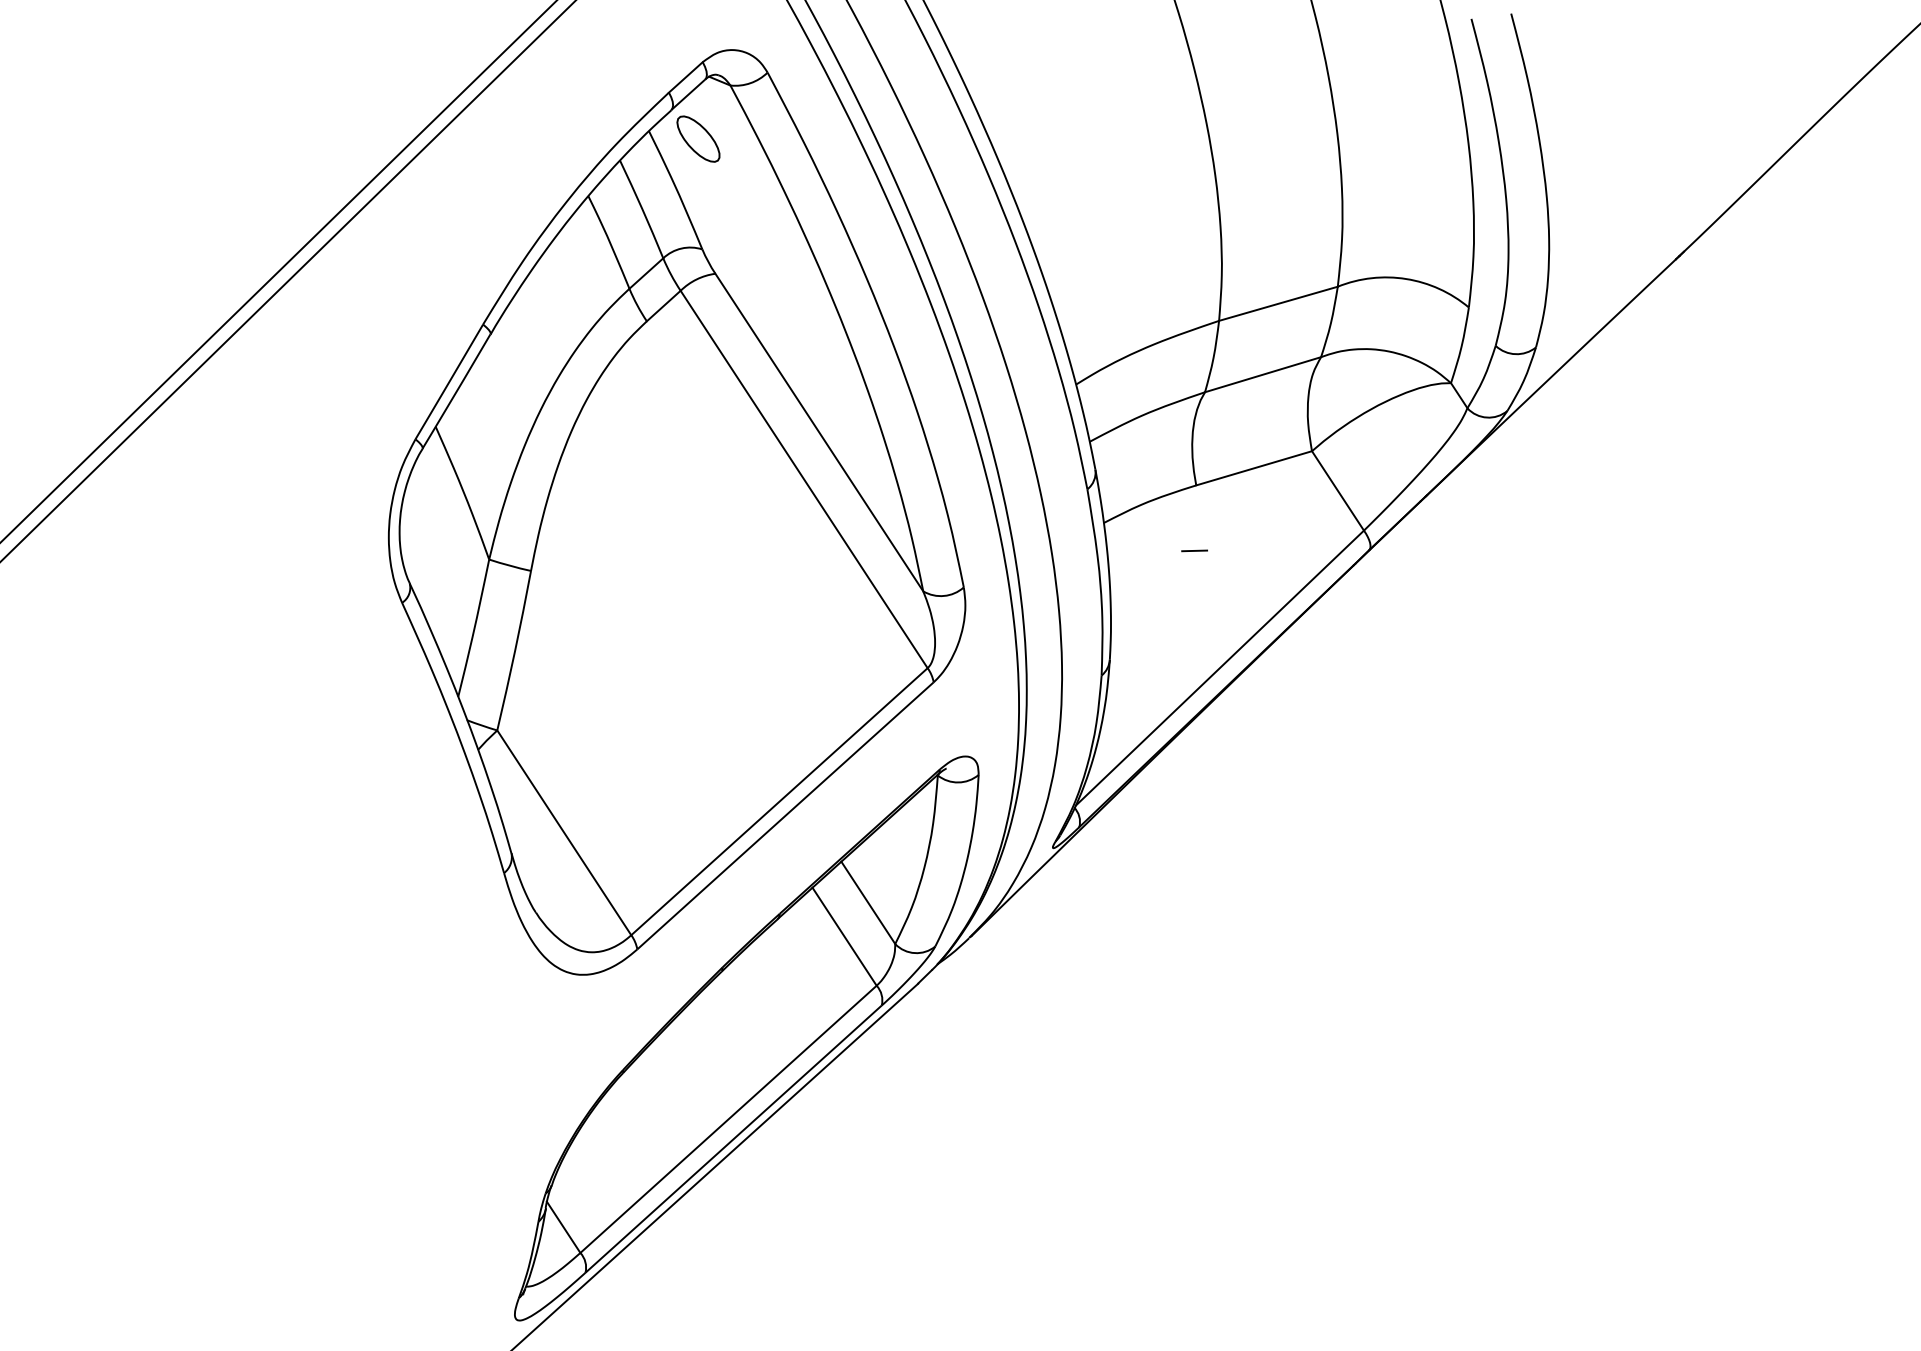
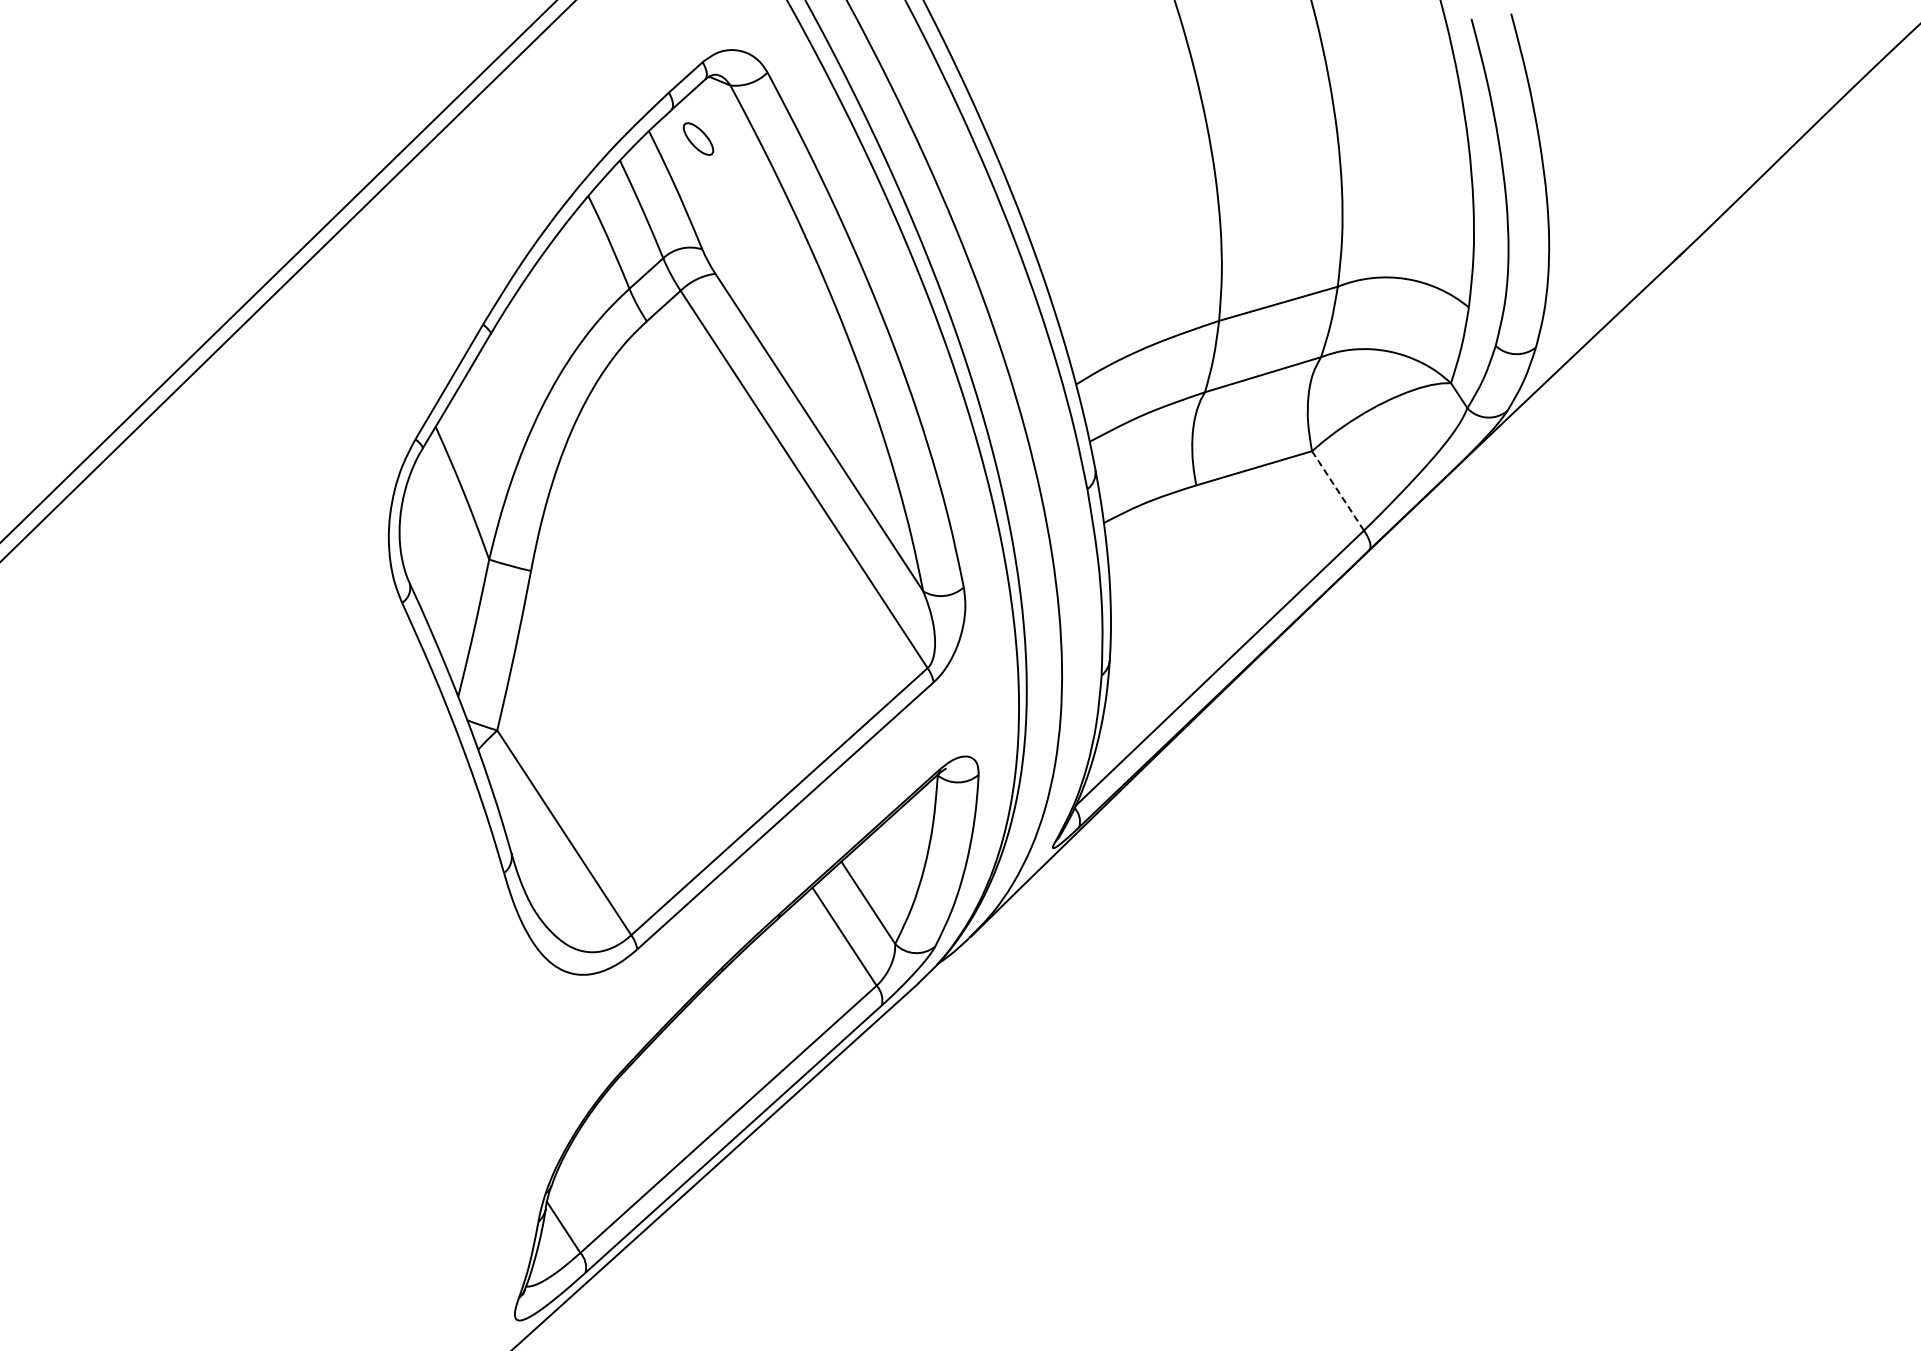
part size: 45x48 px -> 33x34 px (698, 138)
line: solid -> dashed (1337, 490)
line: present -> none (1194, 550)
